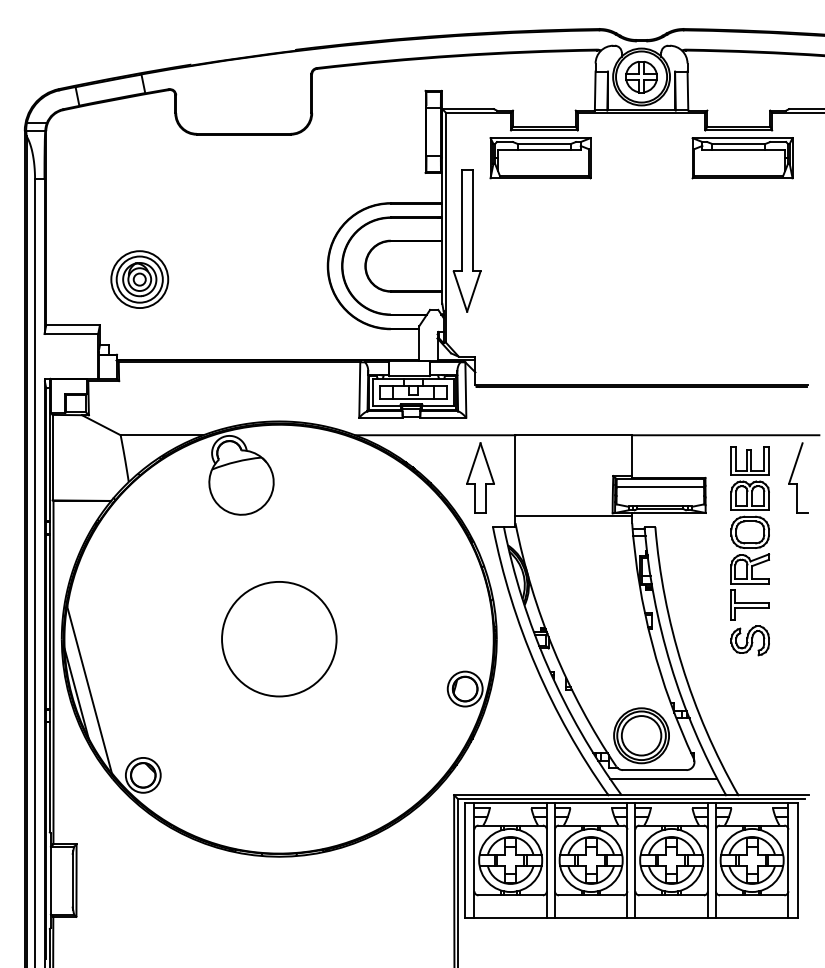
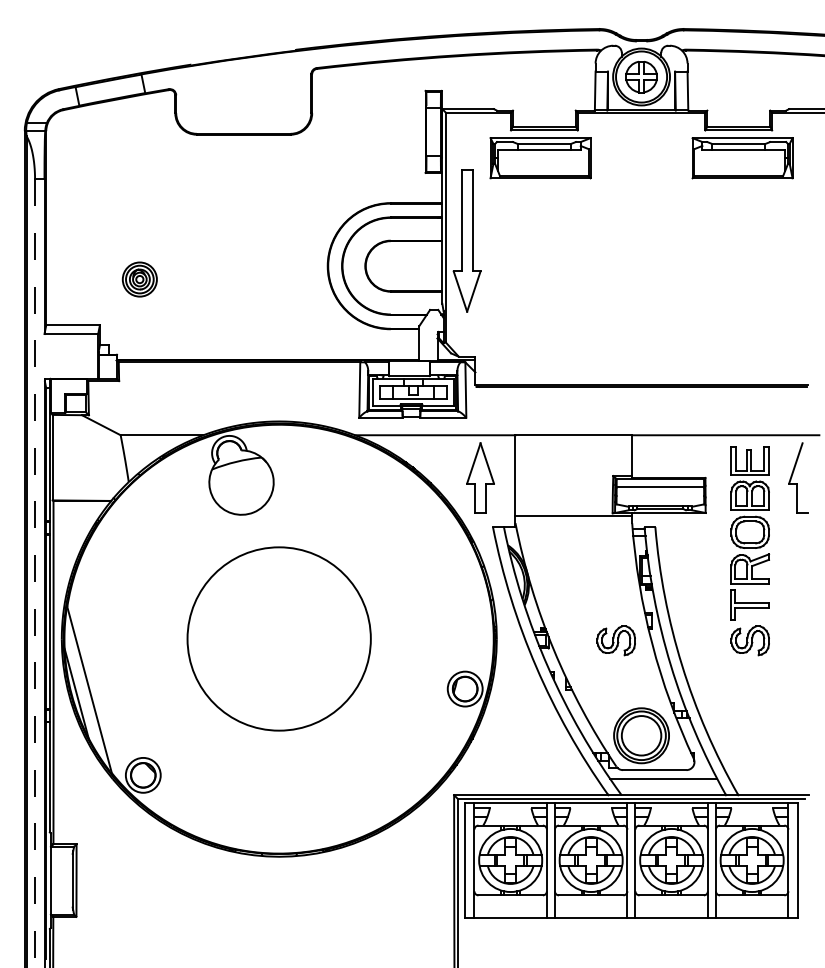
part size: 60x59 px -> 37x37 px (139, 279)
line: solid -> dashed (35, 574)
circle size: 117x117 px -> 186x186 px (278, 638)
part: none -> present (615, 640)
